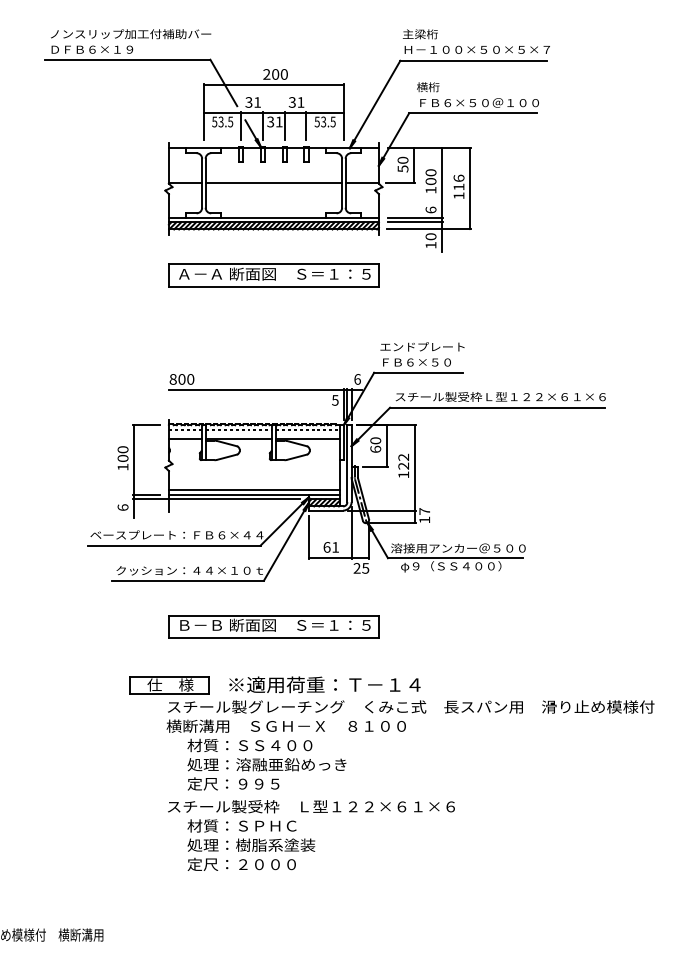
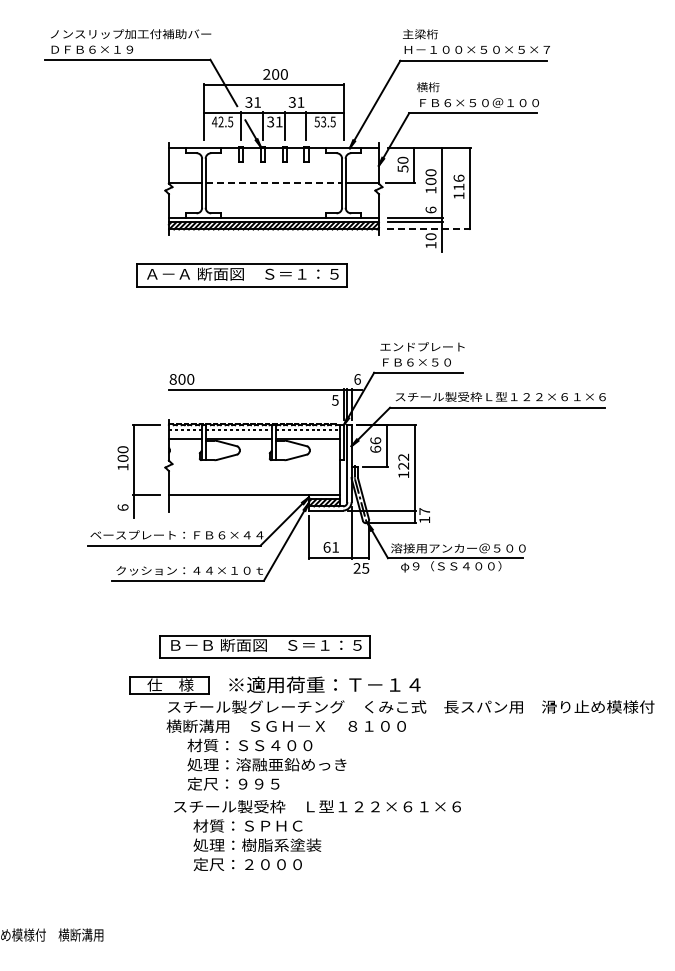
text: 53.5 -> 42.5 (217, 121)
line: solid -> dashed (274, 183)
line: solid -> dashed (429, 229)
part position: (273, 275) -> (241, 275) (241, 275)
text: 60 -> 66 (375, 440)
line: present -> none (253, 490)
line: present -> none (216, 499)
part position: (273, 626) -> (264, 646) (264, 646)
text position: (311, 835) -> (317, 835) (317, 835)
